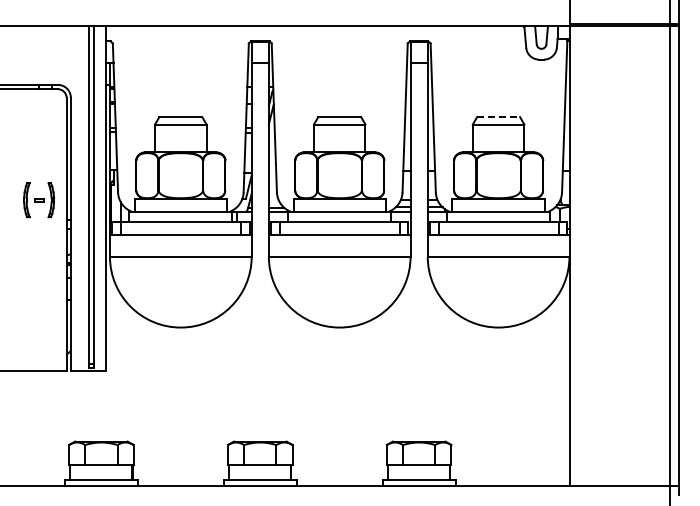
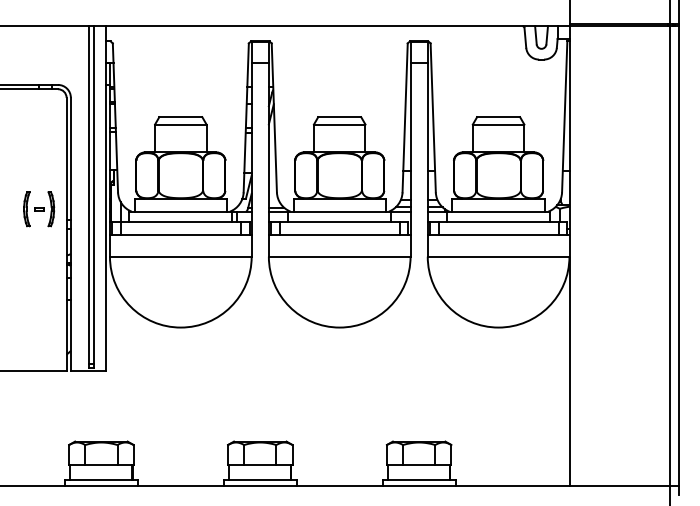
line: dashed -> solid (499, 117)
part position: (39, 200) -> (39, 209) (39, 209)
